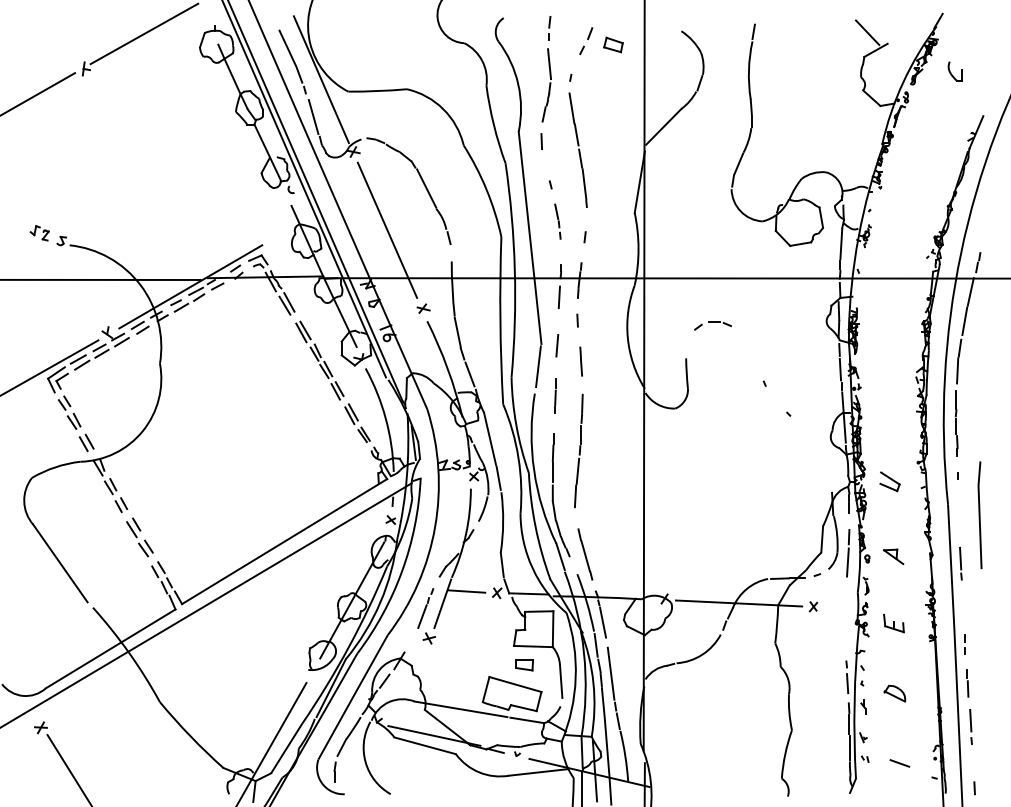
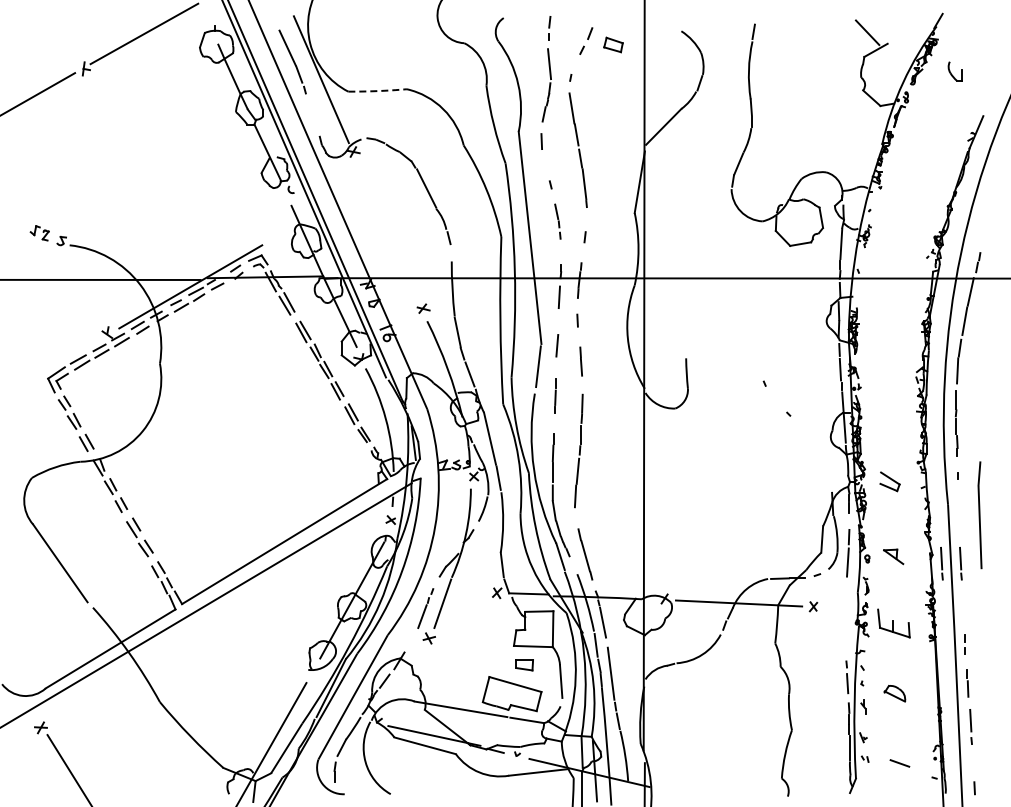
arc: solid -> dashed (377, 91)
line: present -> none (313, 117)
line: present -> none (387, 229)
part: present -> none (712, 325)
line: present -> none (50, 367)
line: none -> present (941, 563)
line: present -> none (466, 591)
part size: 22x21 px -> 34x31 px (893, 623)
